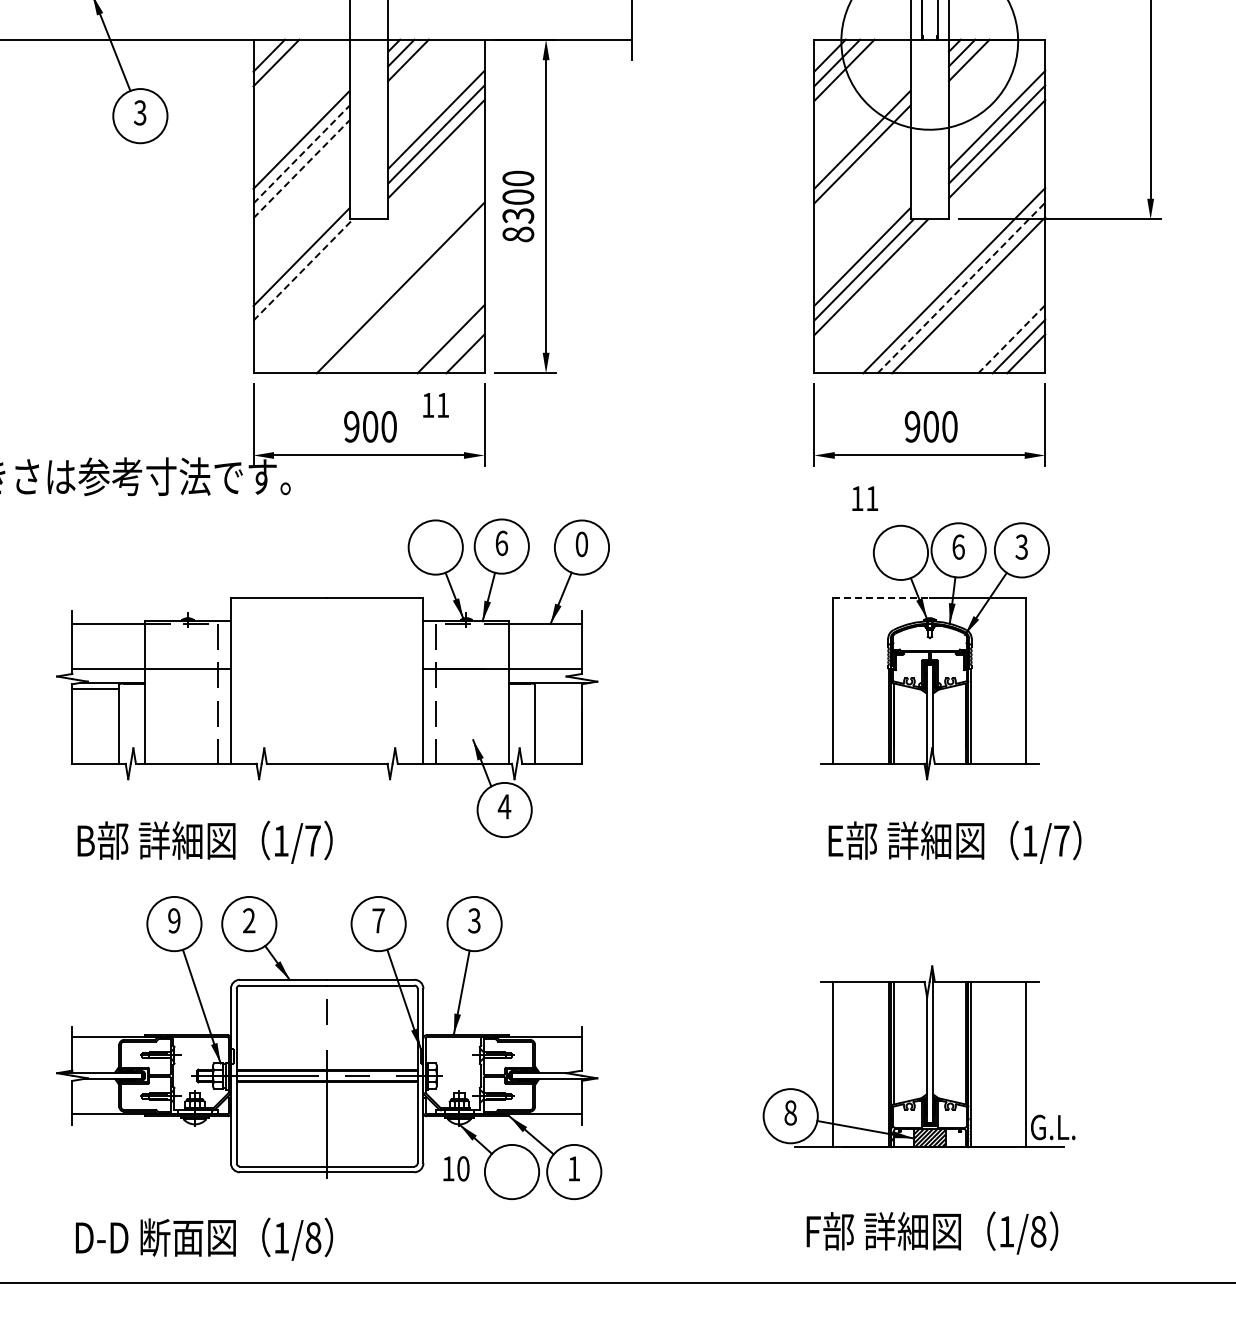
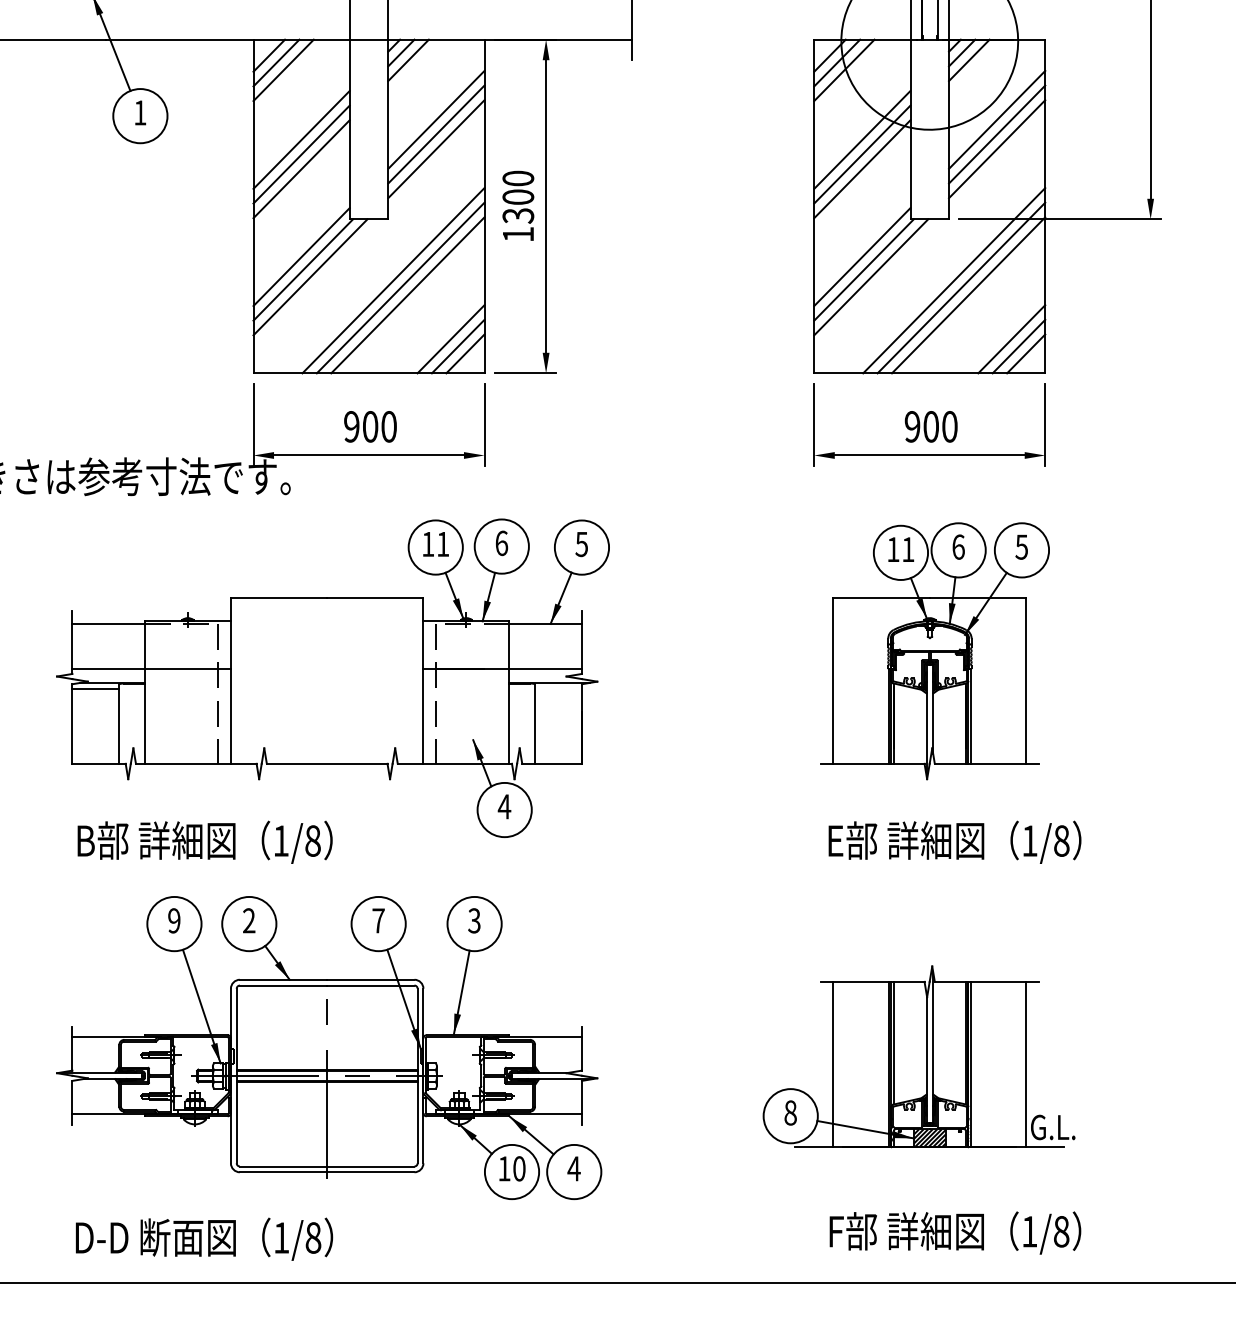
line: none -> present (283, 70)
text: 3 -> 1 (139, 112)
line: dashed -> solid (301, 154)
line: dashed -> solid (301, 169)
line: none -> present (862, 169)
text: 8300 -> 1300 (518, 234)
line: dashed -> solid (303, 269)
line: none -> present (310, 277)
line: none -> present (393, 280)
line: dashed -> solid (961, 288)
line: none -> present (407, 295)
line: dashed -> solid (1011, 339)
line: none -> present (457, 346)
text position: (435, 405) -> (435, 544) (435, 544)
text position: (865, 498) -> (901, 549) (901, 549)
text: 0 -> 5 (581, 544)
text: 3 -> 5 (1021, 546)
line: dashed -> solid (882, 598)
text: 1/7 -> 1/8 (312, 840)
text: 1/7 -> 1/8 (1061, 840)
text position: (456, 1168) -> (512, 1168) (512, 1168)
text: 1 -> 4 (573, 1168)
text position: (932, 1232) -> (955, 1232) (955, 1232)
